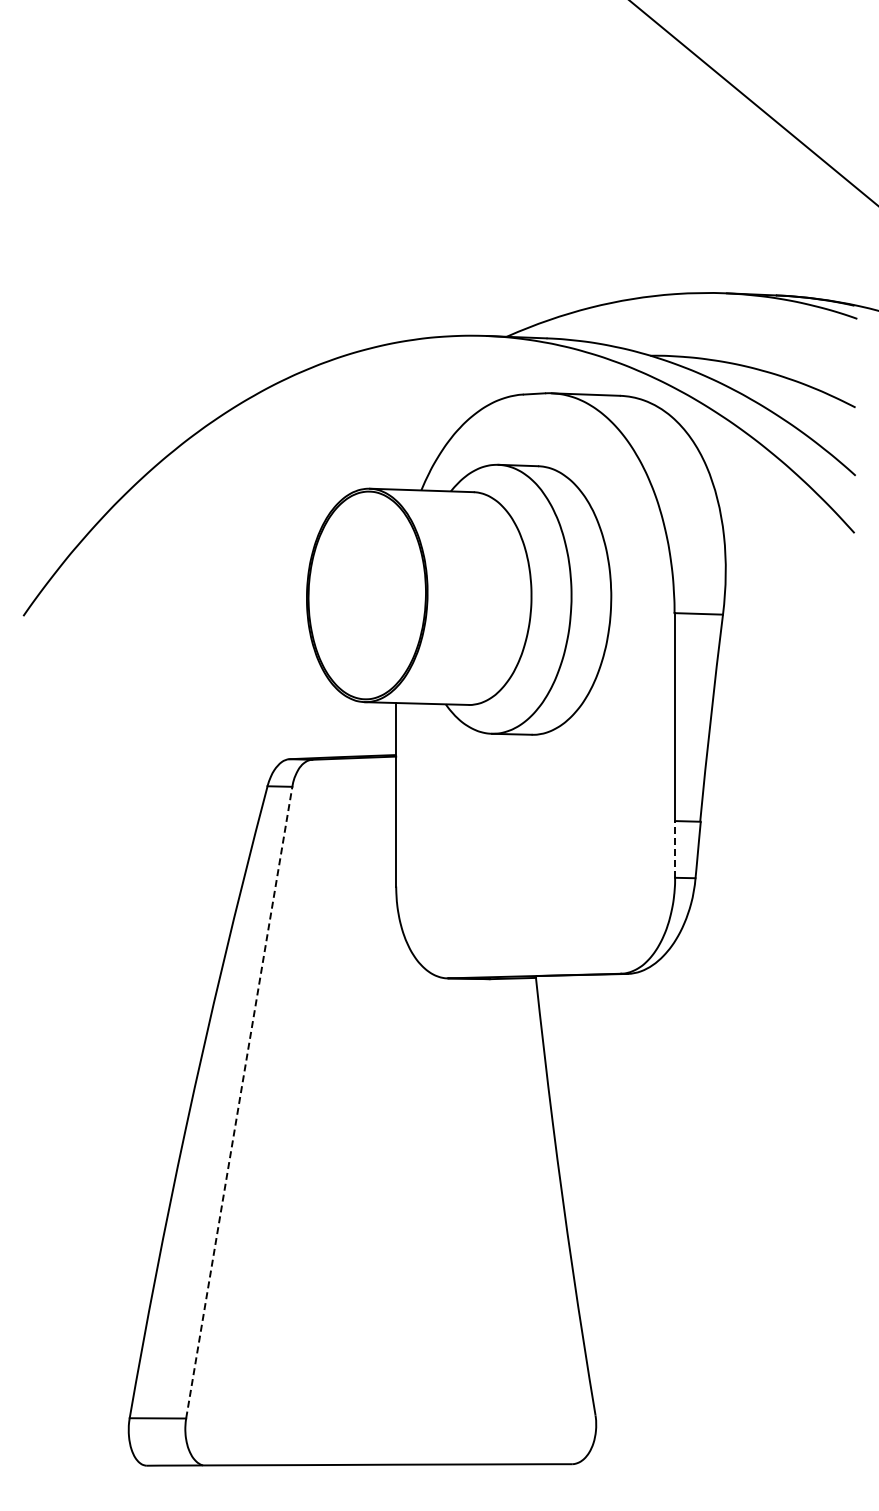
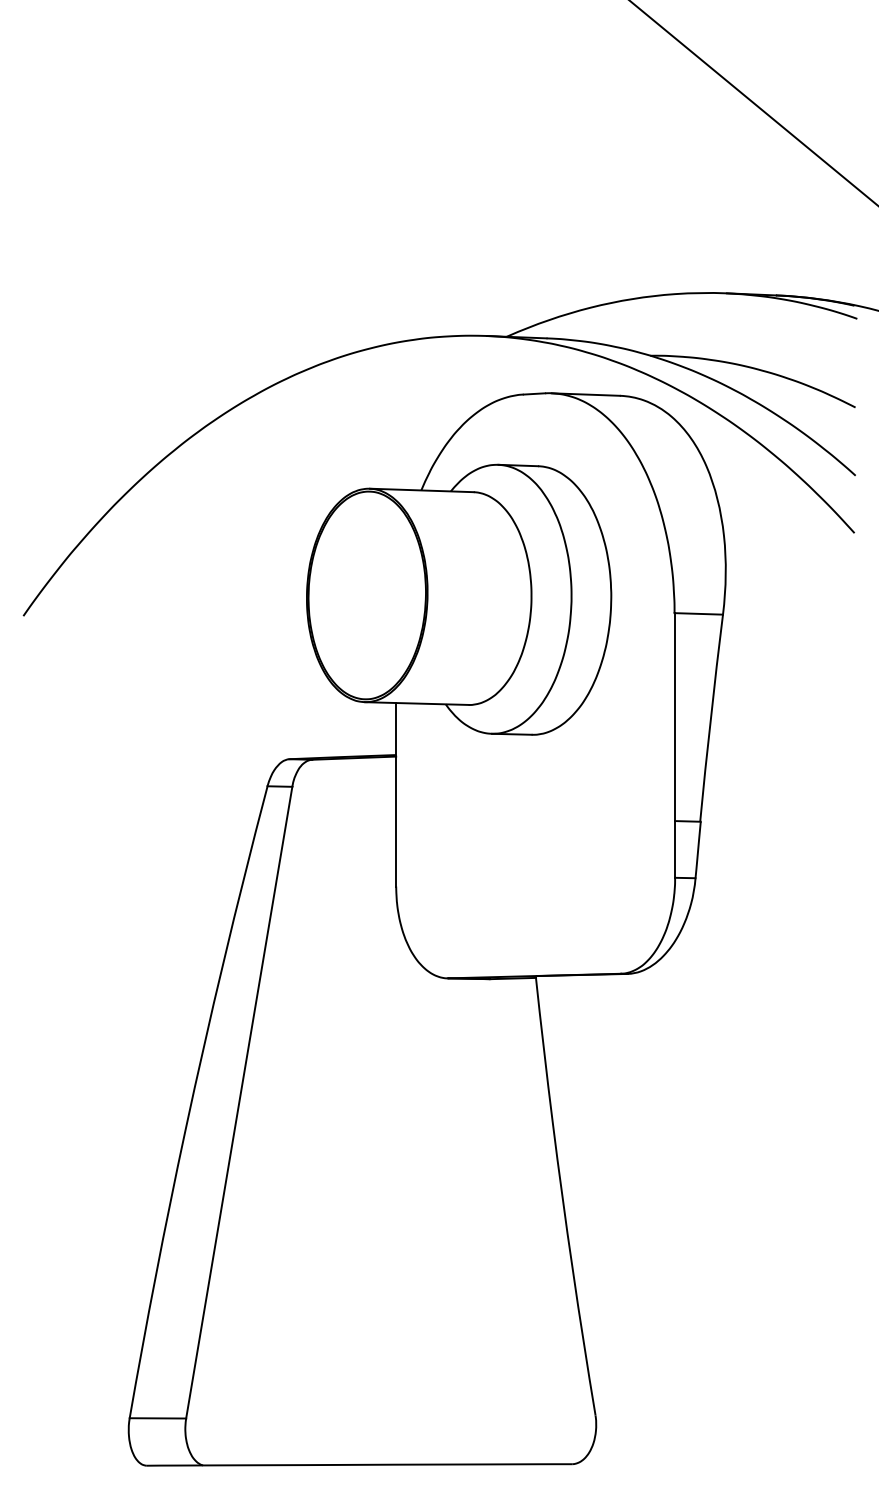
line: dashed -> solid (675, 848)
line: dashed -> solid (239, 1102)
